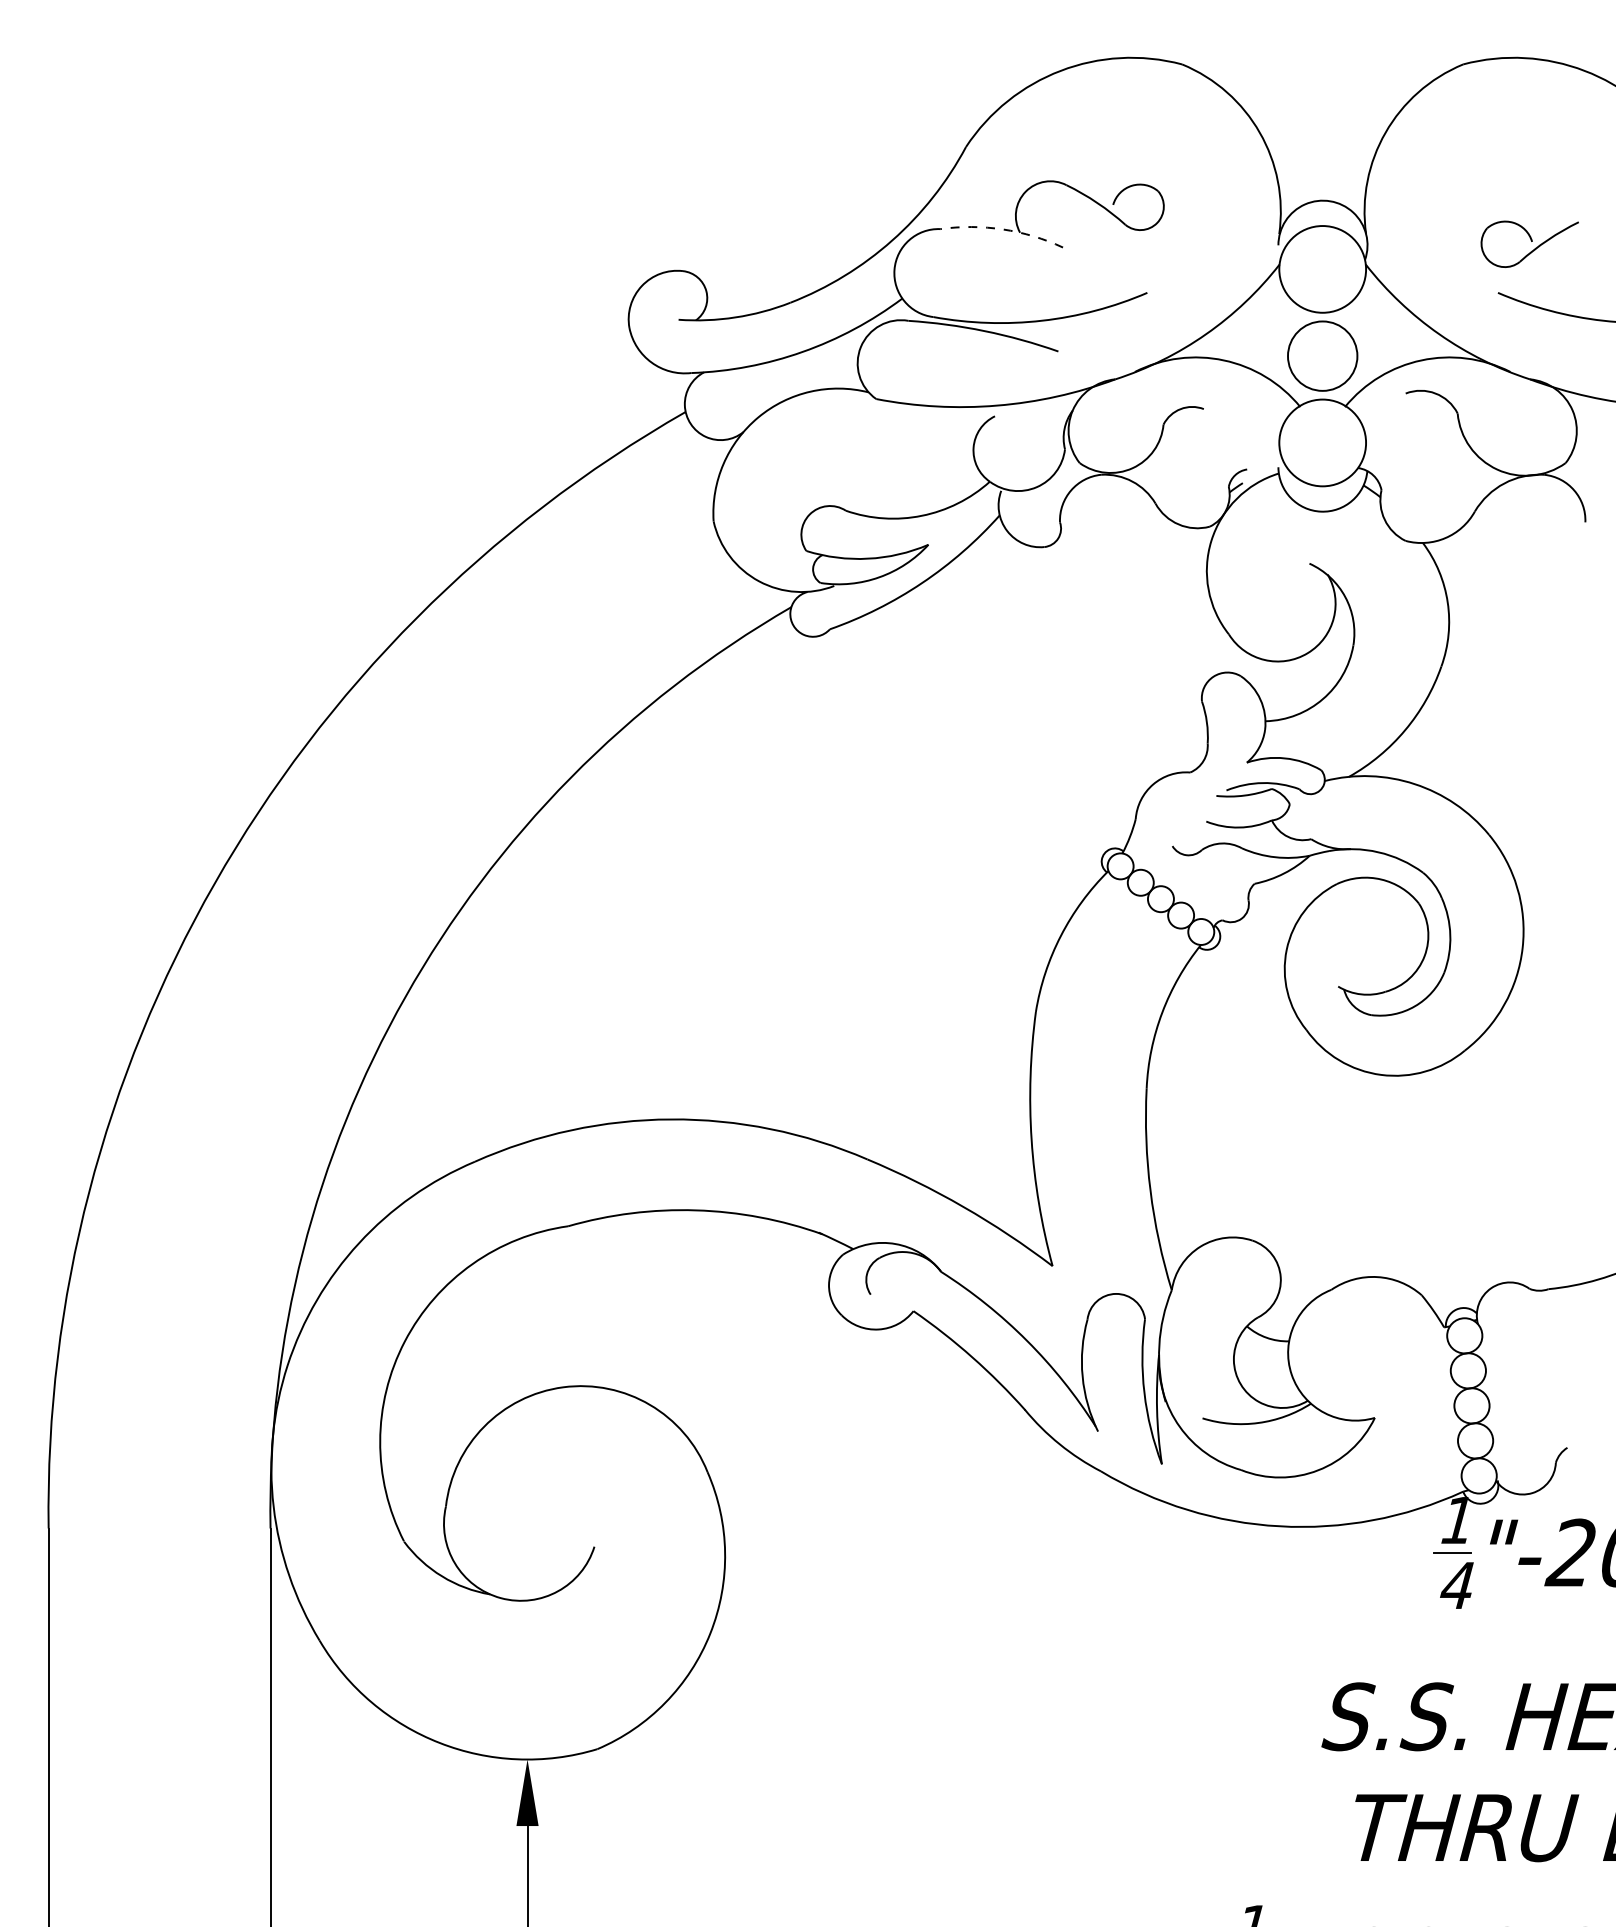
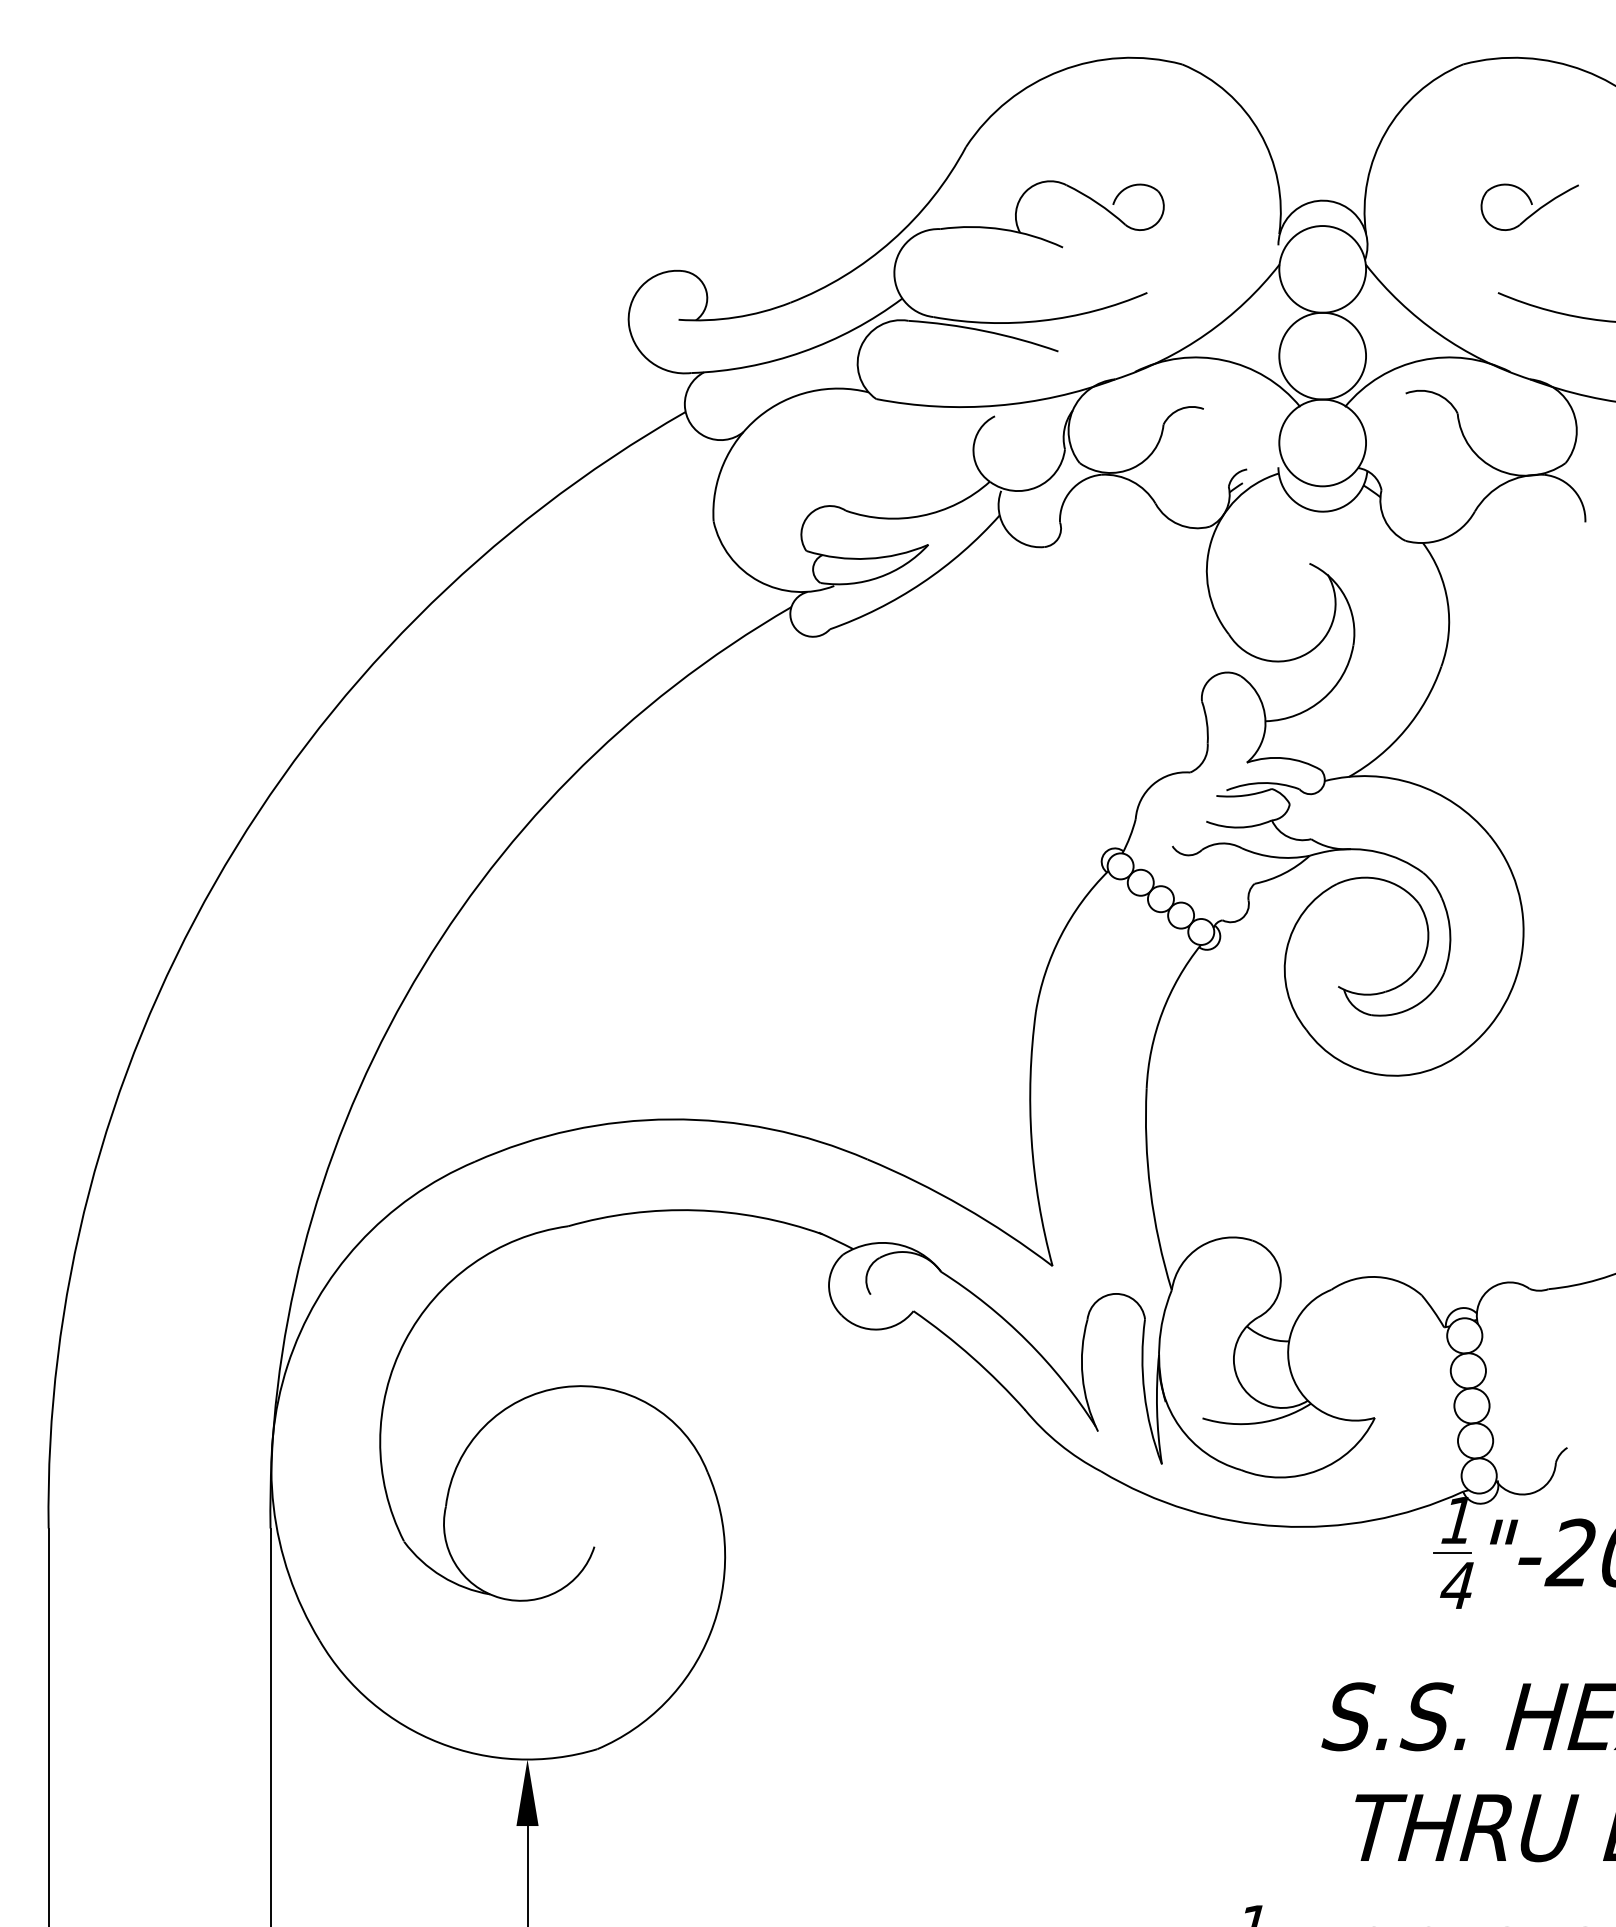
arc: dashed -> solid (1002, 229)
part position: (1529, 243) -> (1529, 206) (1529, 206)
circle diameter: 69 px -> 87 px (1322, 355)
